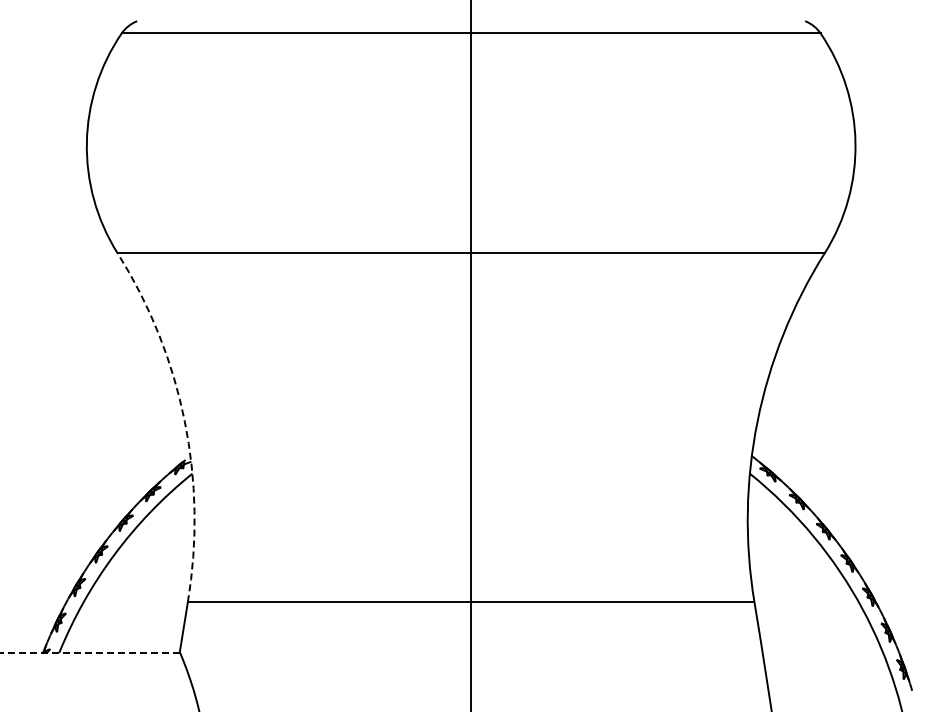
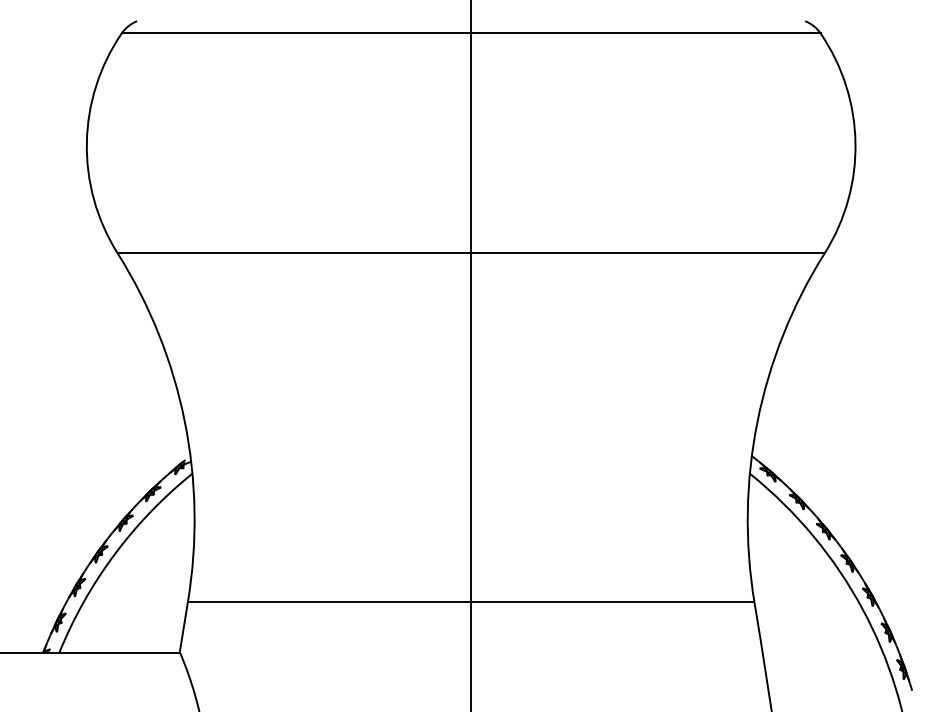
arc: dashed -> solid (184, 421)
line: dashed -> solid (89, 652)
